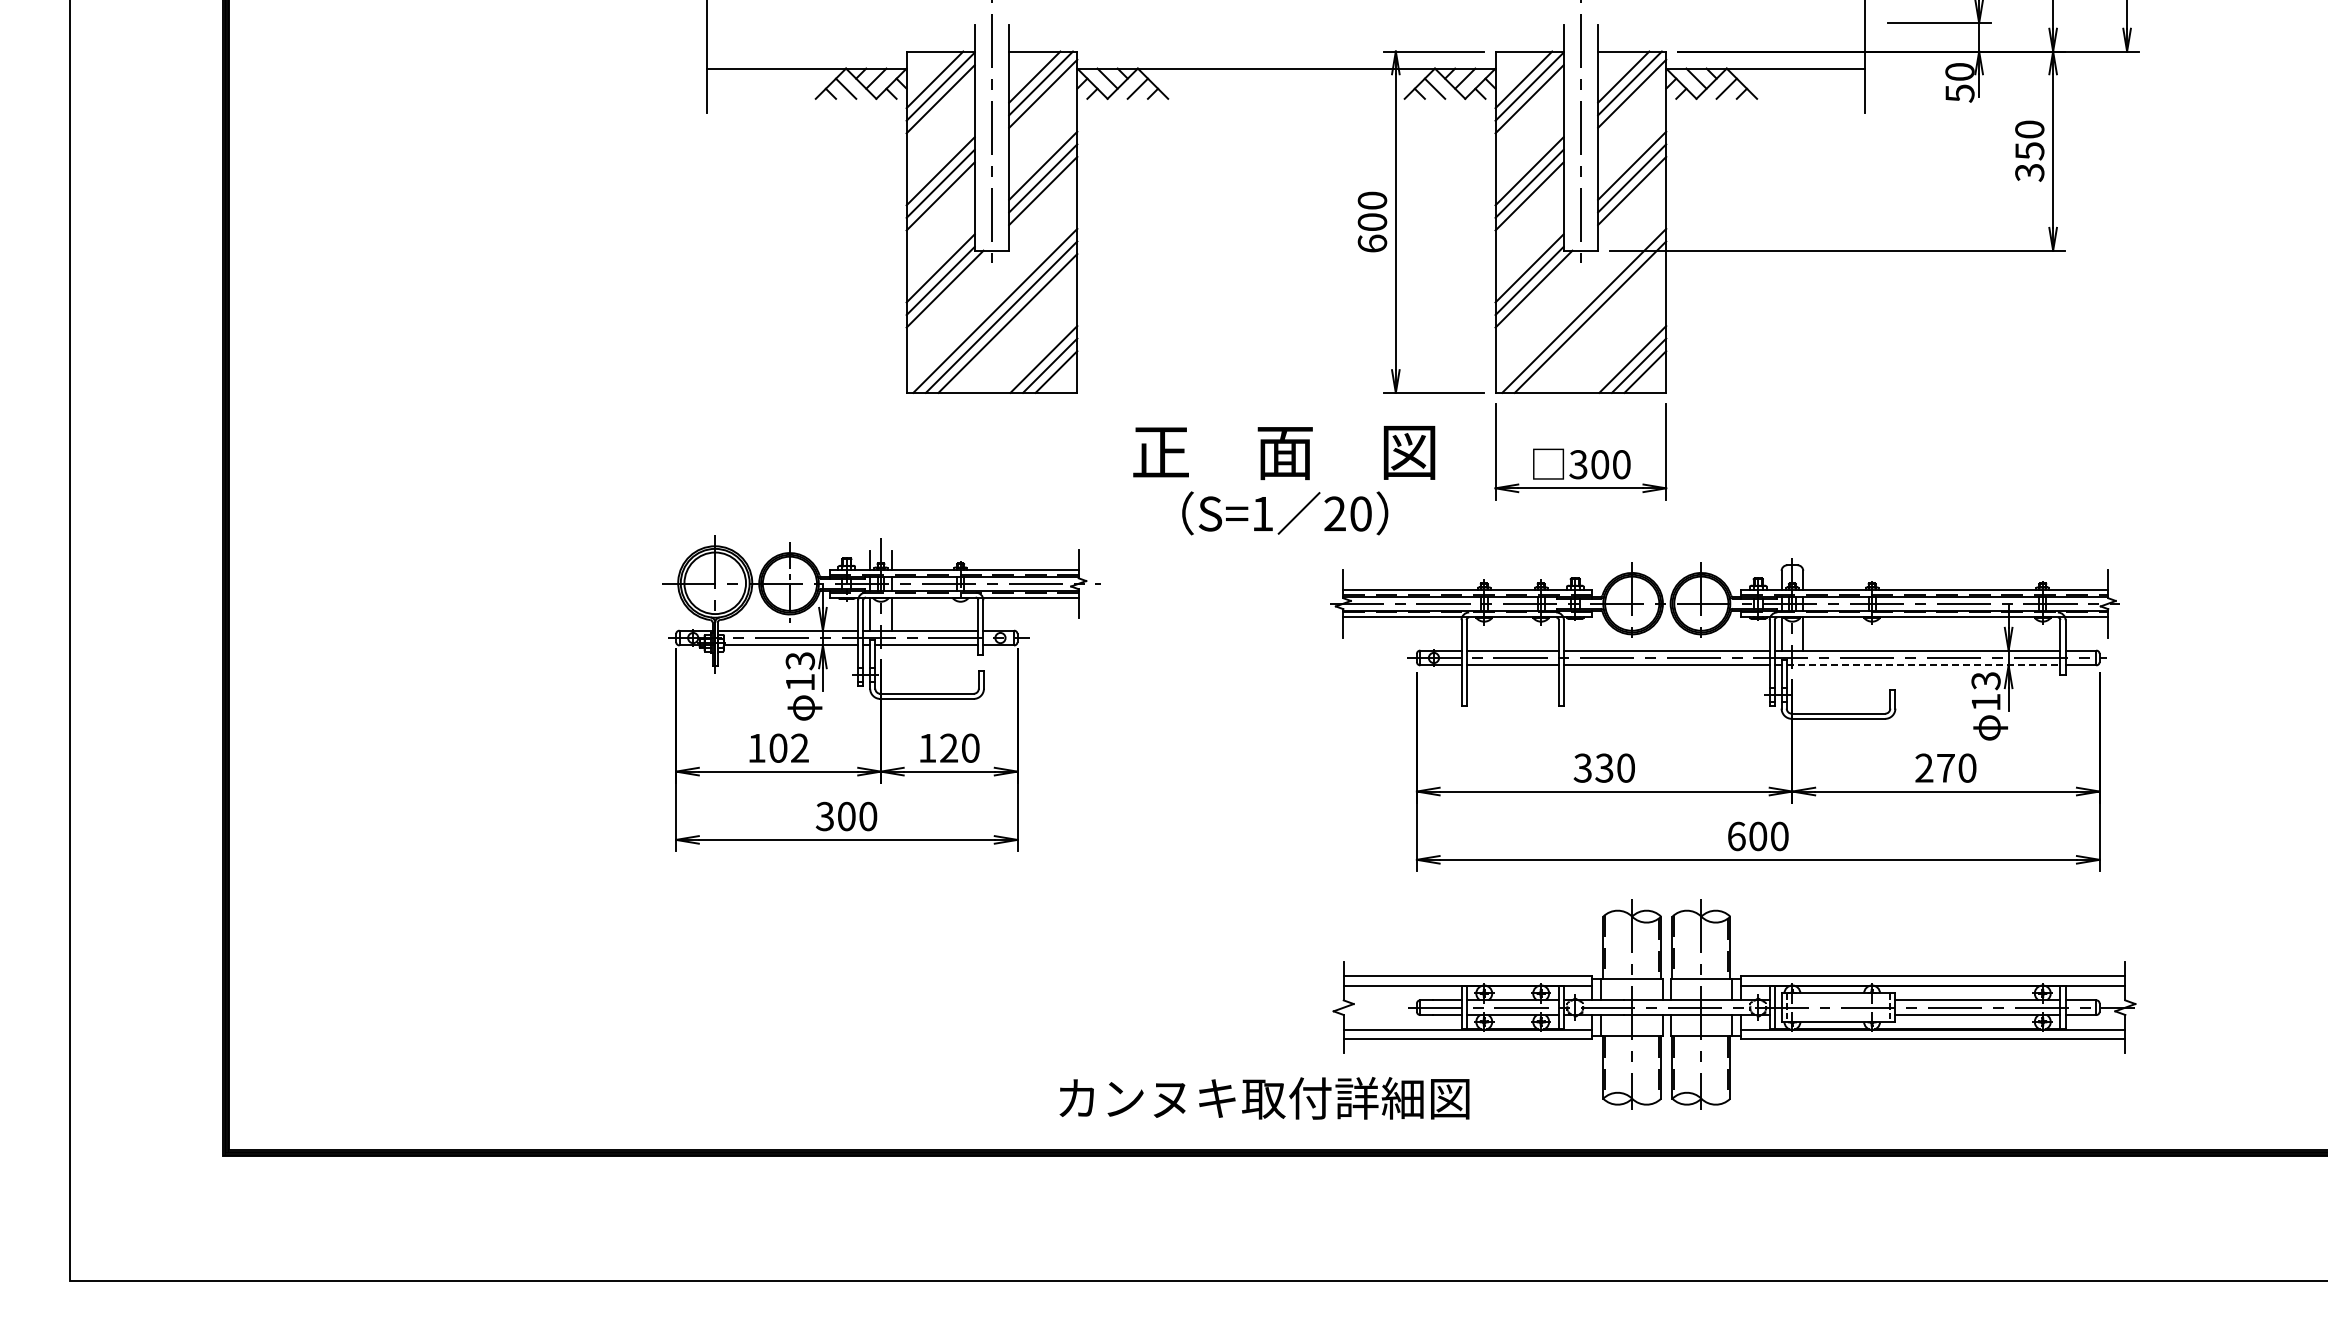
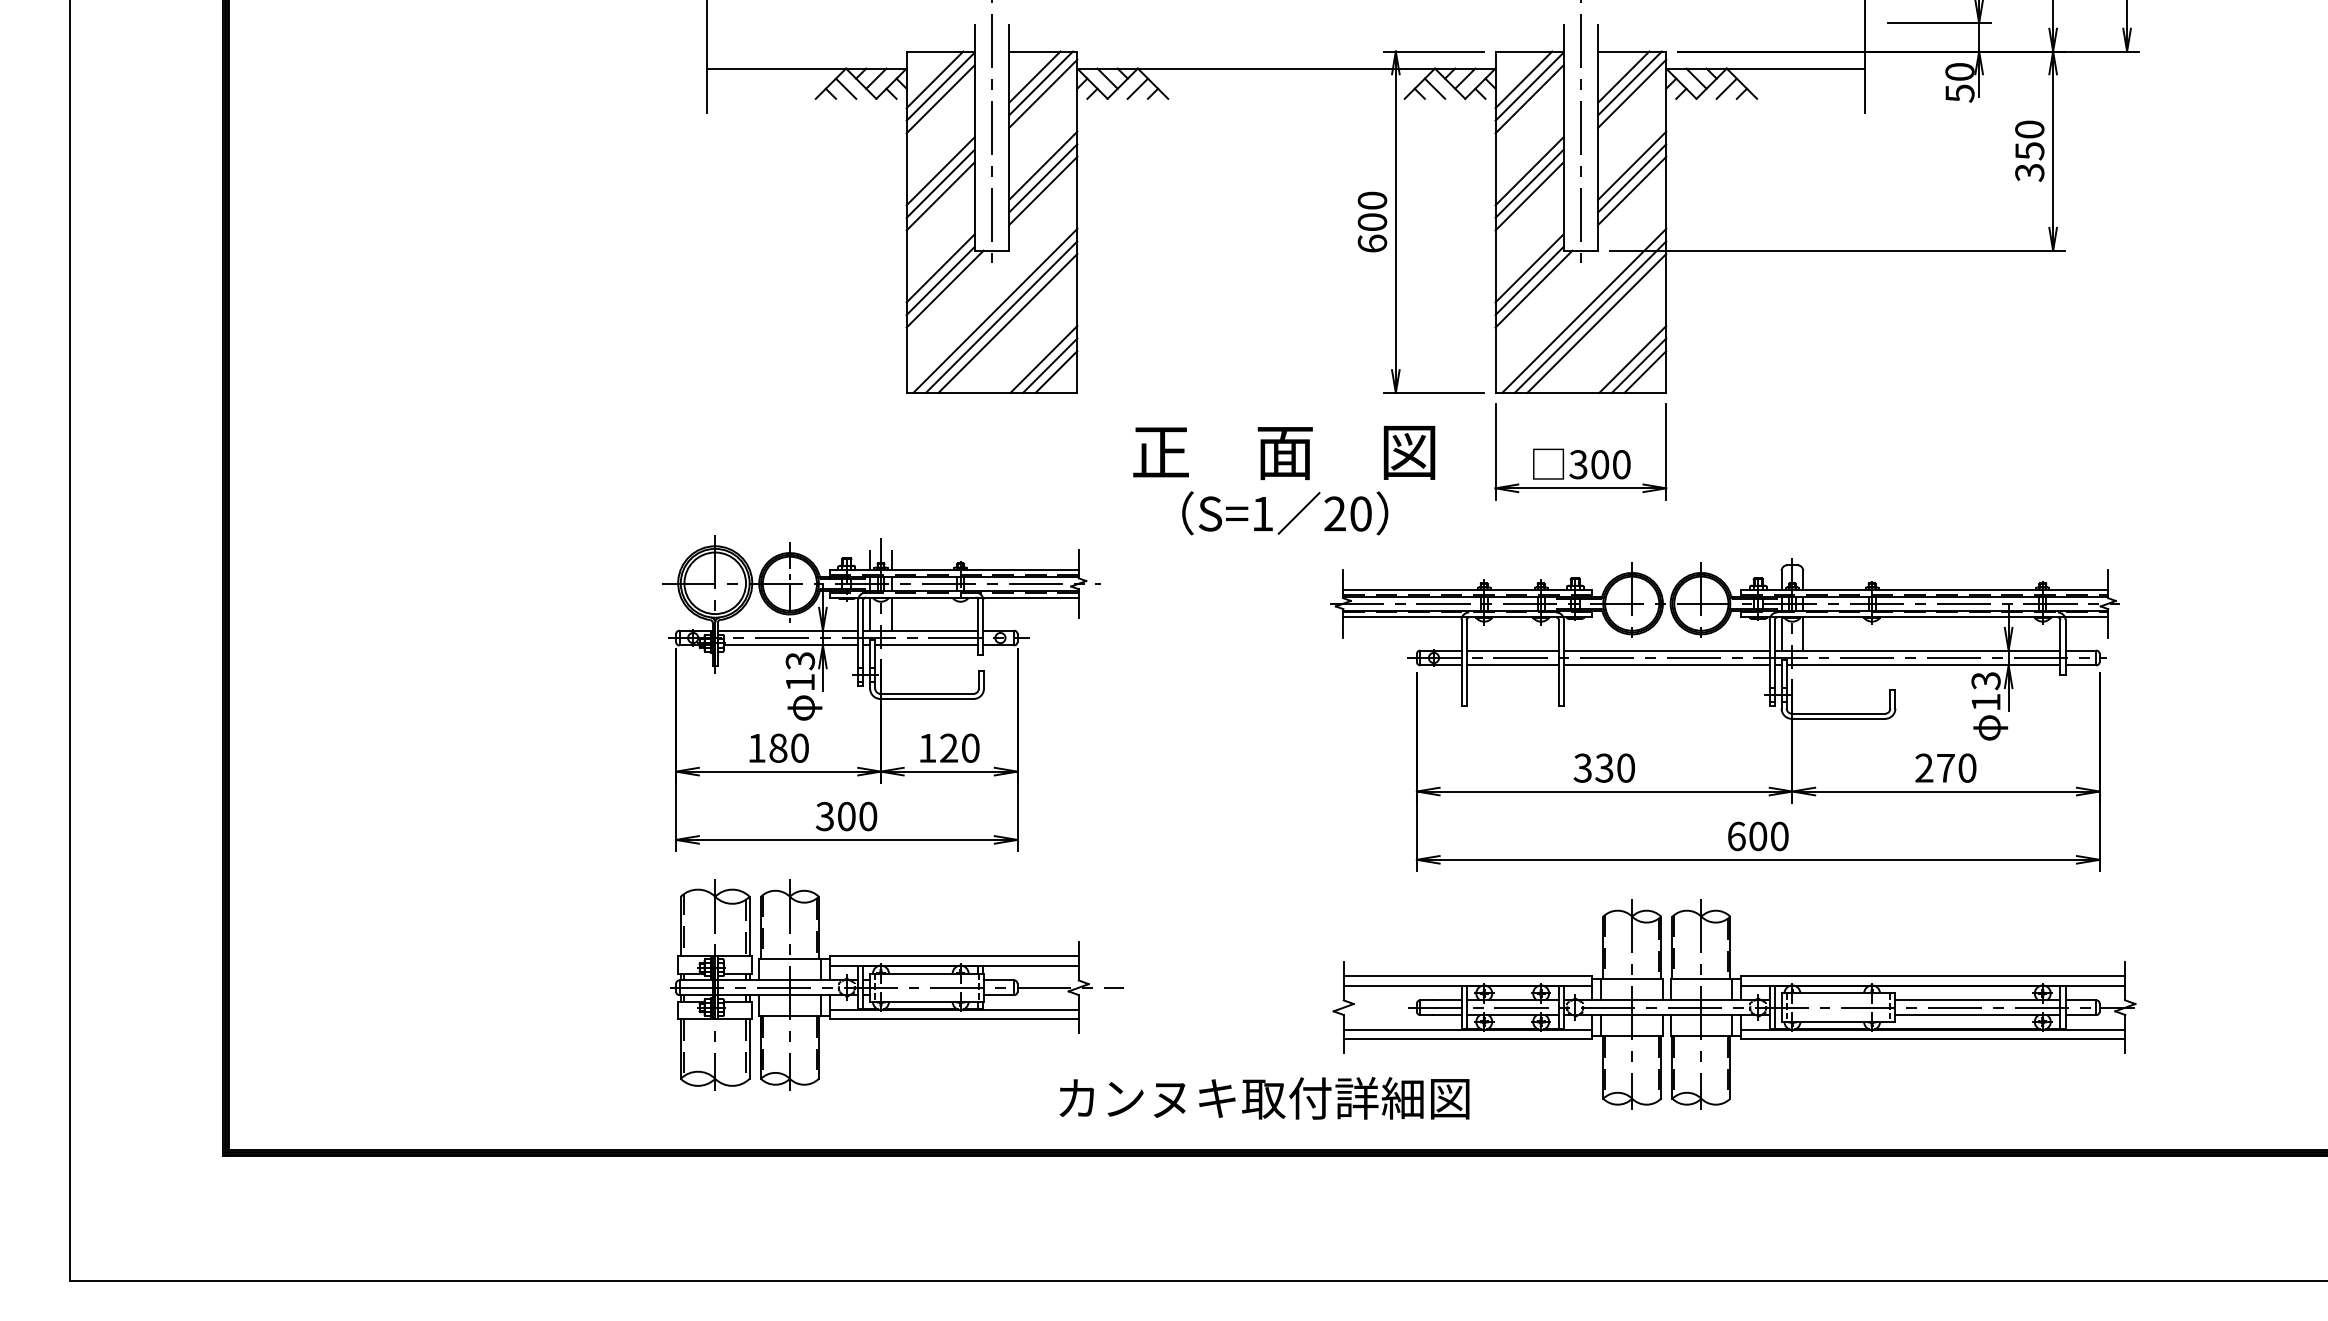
line: none -> present (1596, 323)
line: dashed -> solid (1923, 665)
text: 102 -> 180 (788, 747)
part: none -> present (896, 984)
